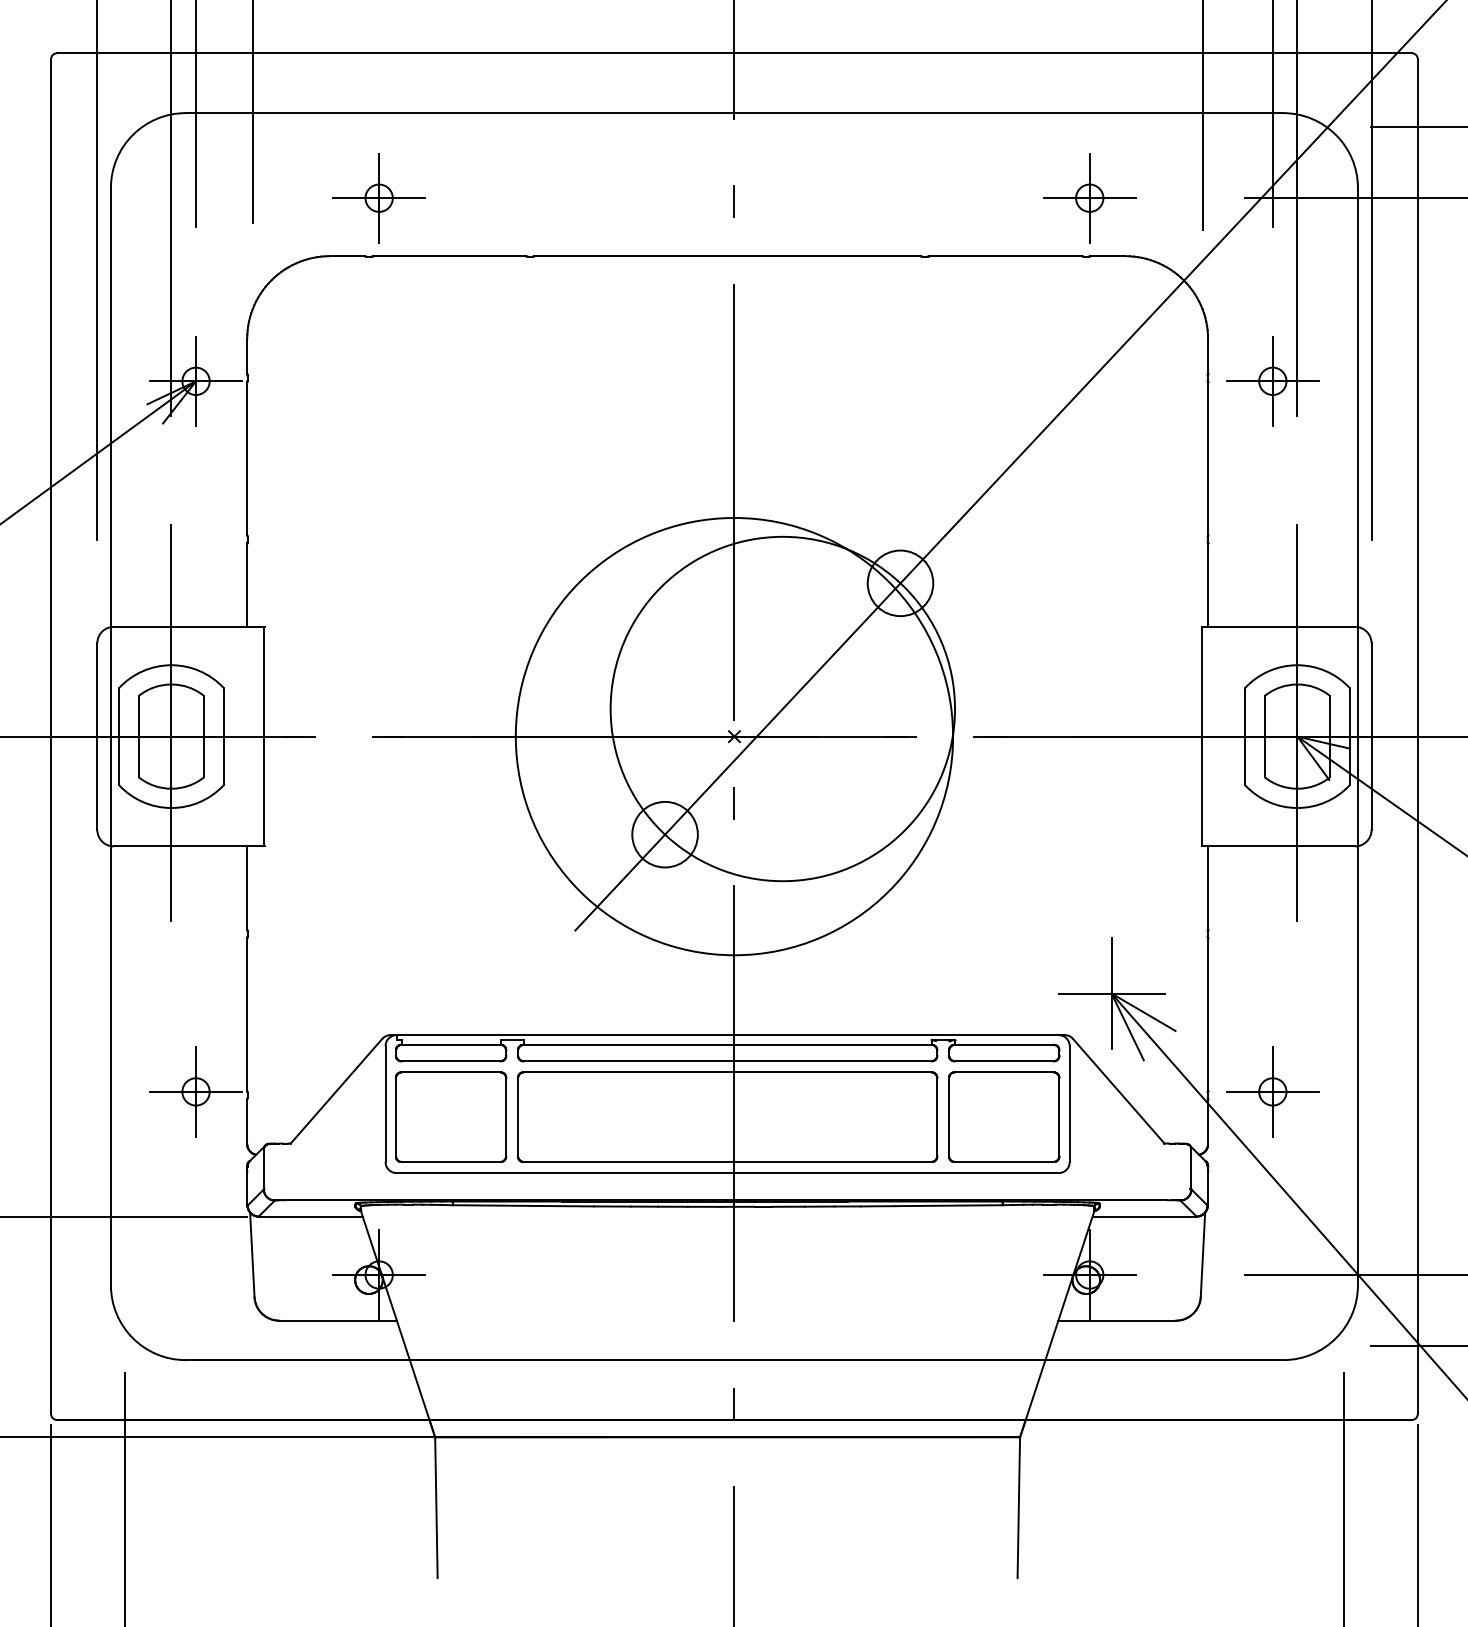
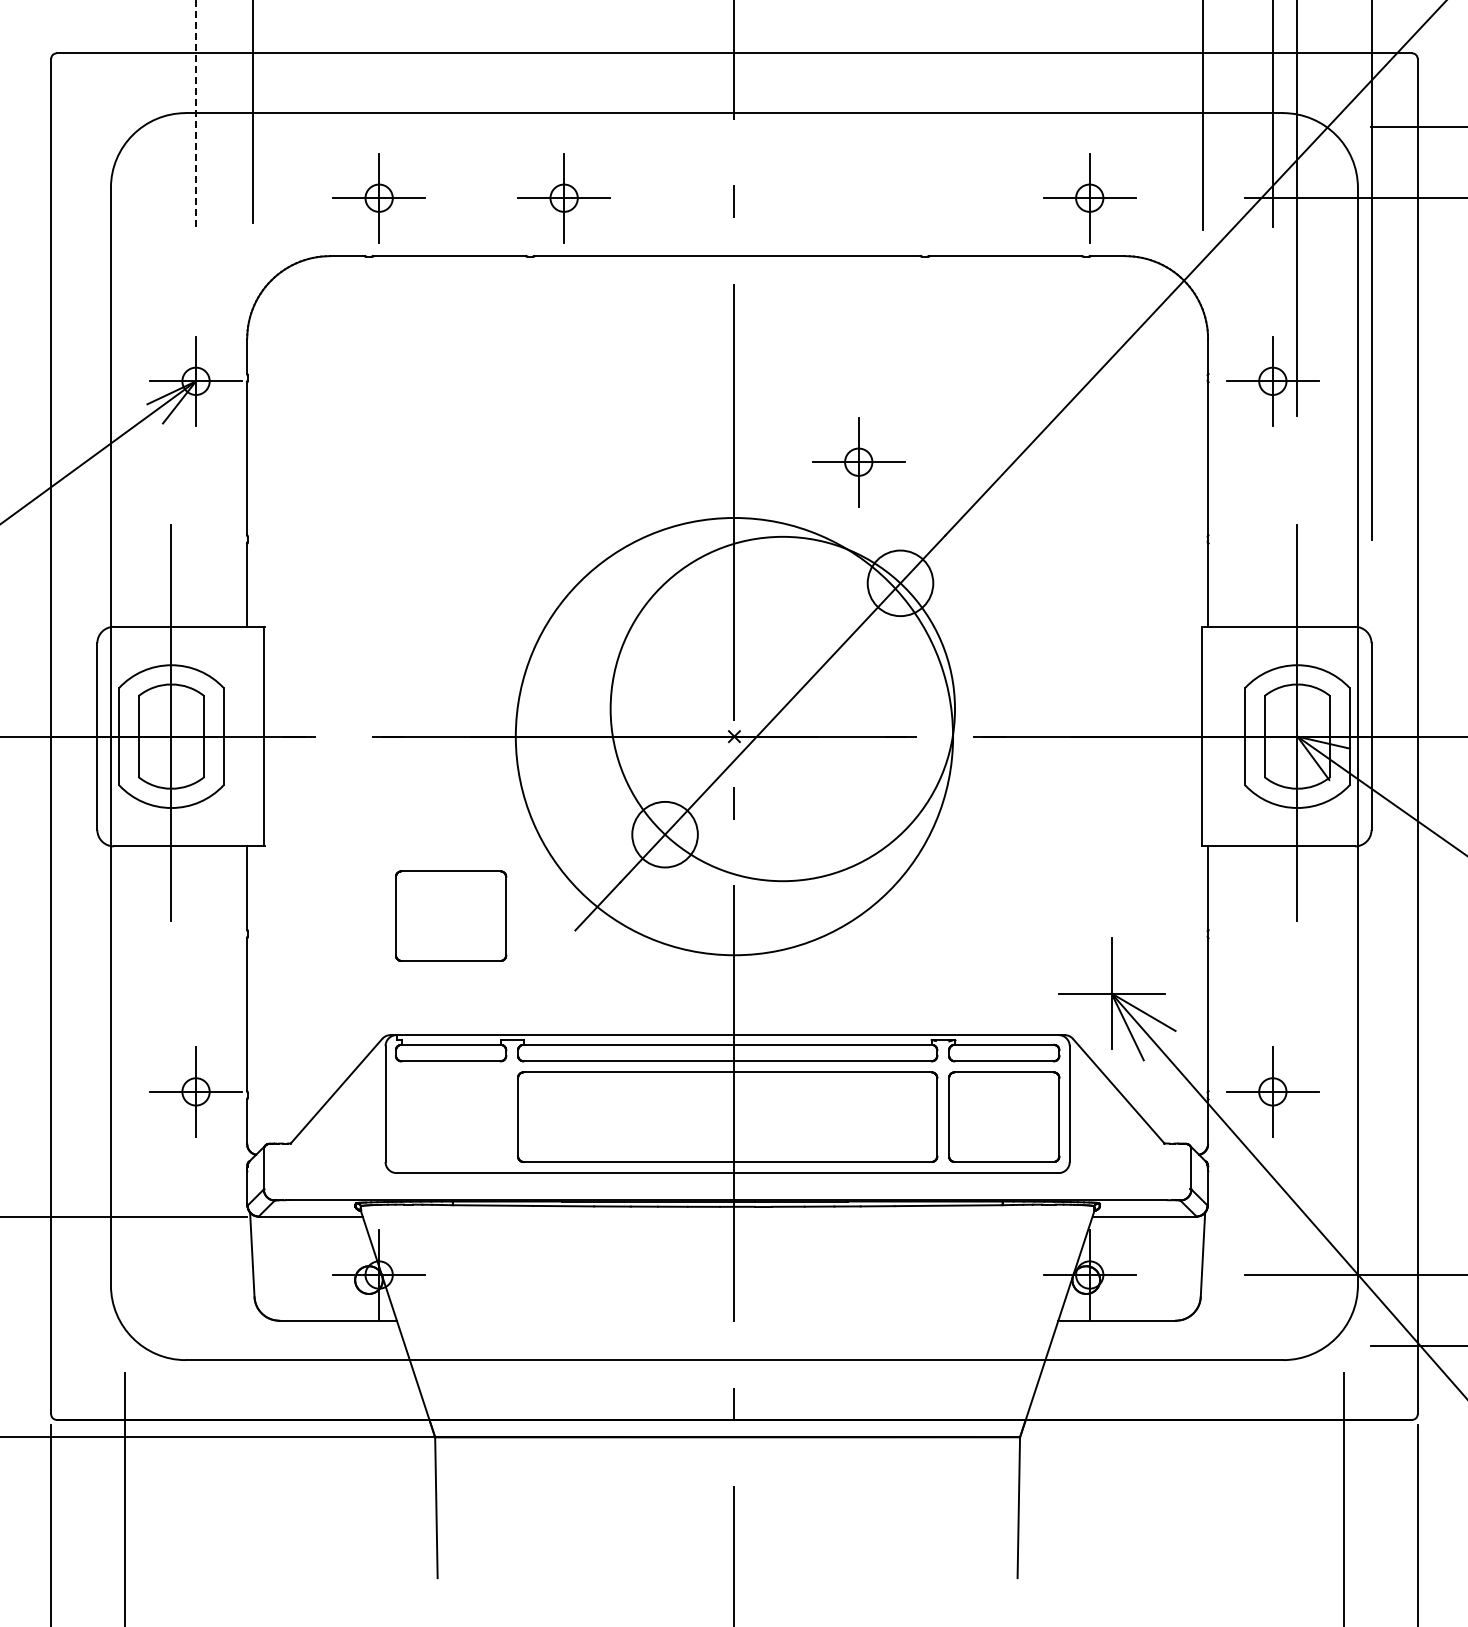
line: solid -> dashed (196, 113)
part: none -> present (563, 198)
line: present -> none (171, 209)
line: present -> none (97, 271)
part: none -> present (858, 462)
part position: (451, 1116) -> (451, 915) (451, 915)
